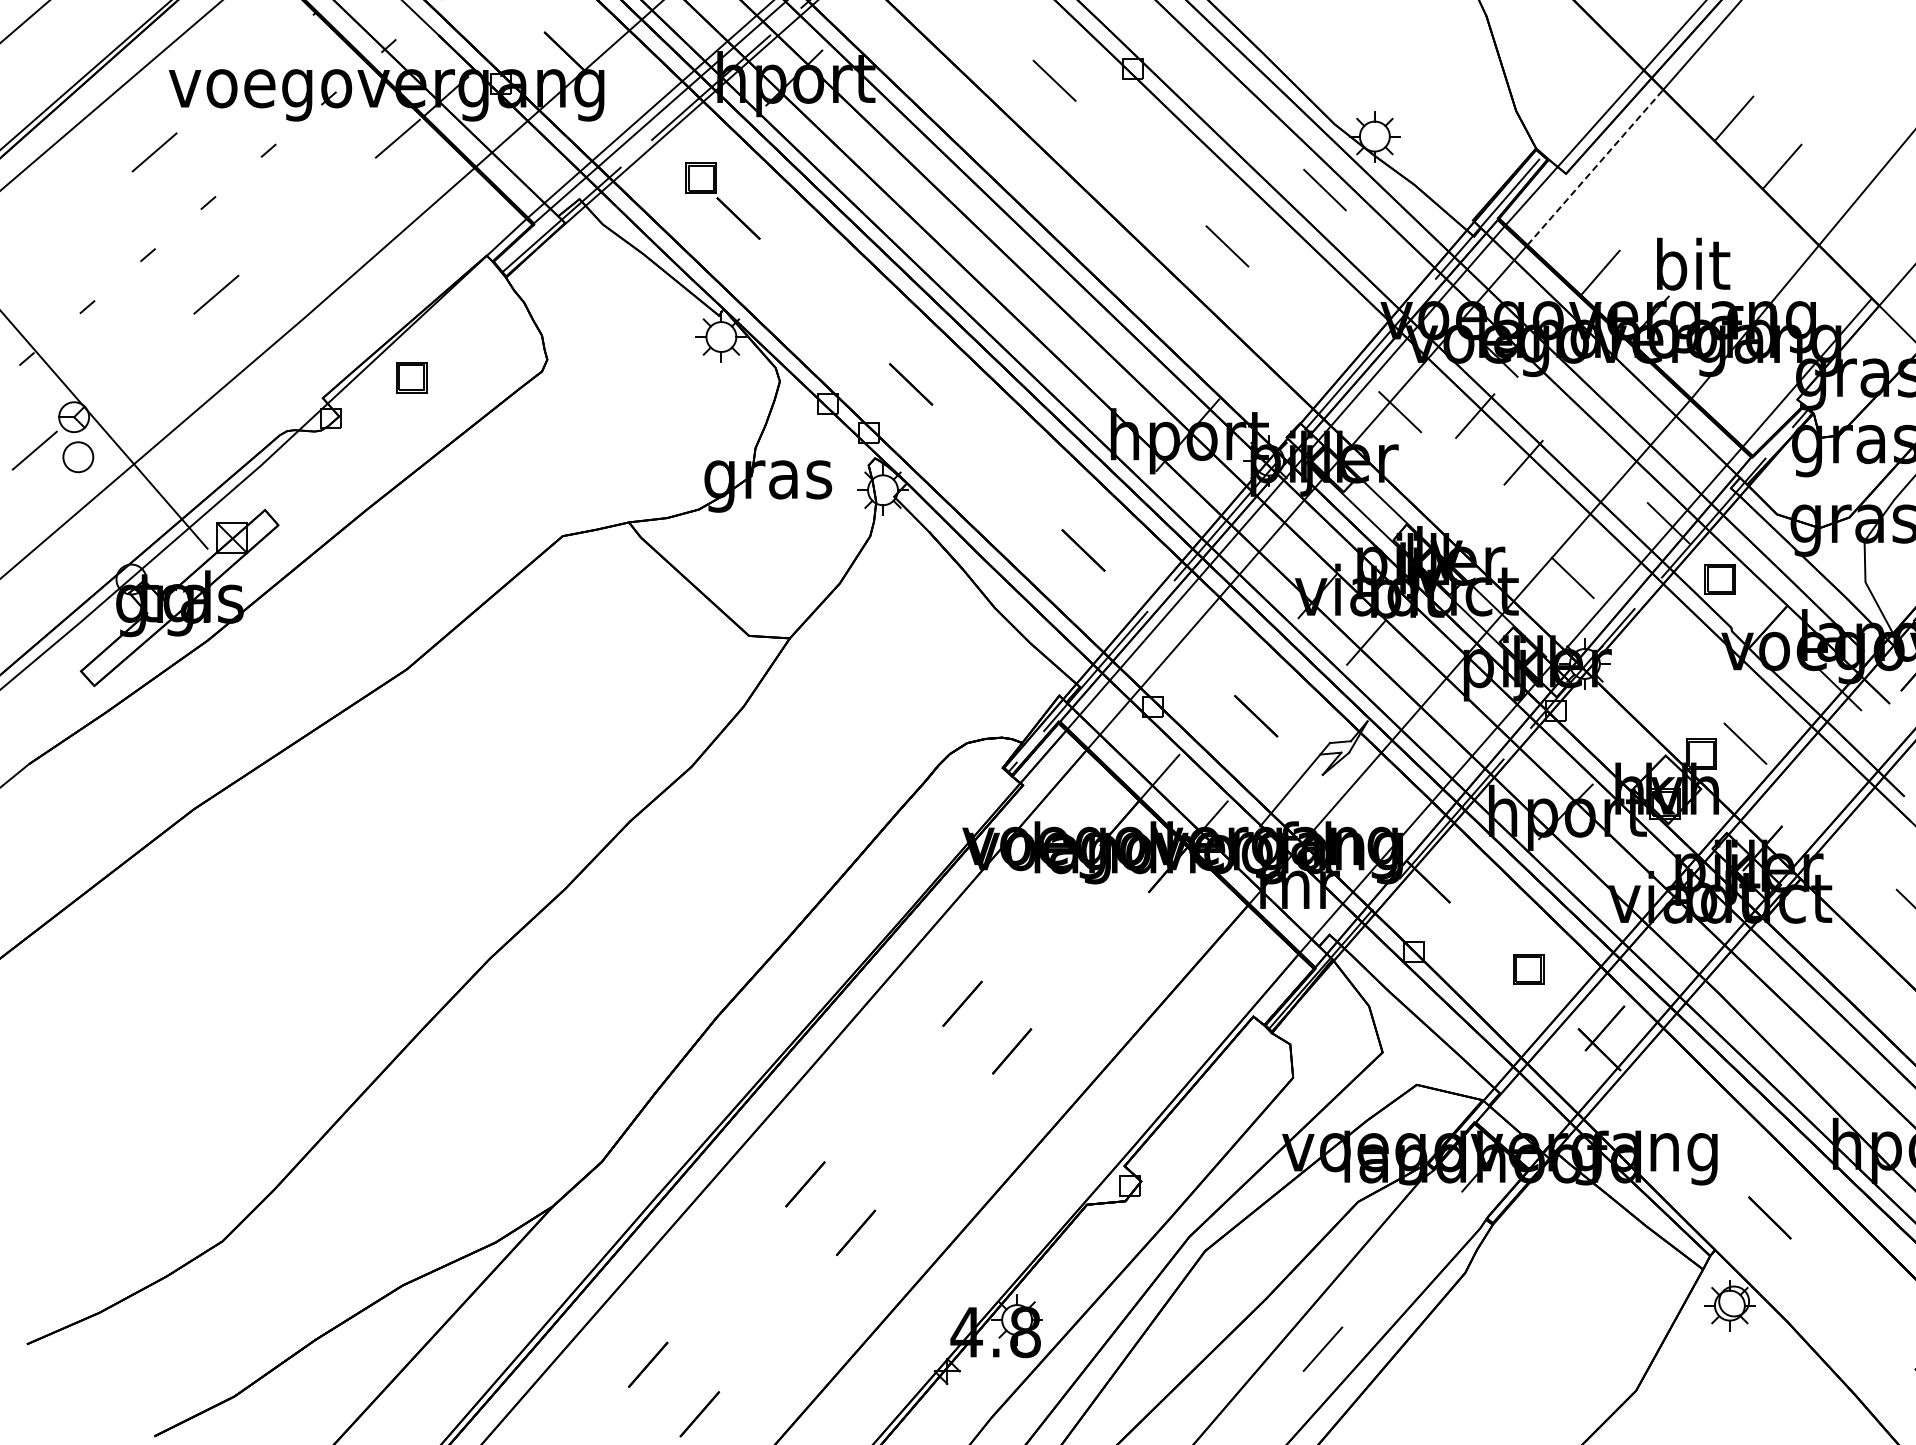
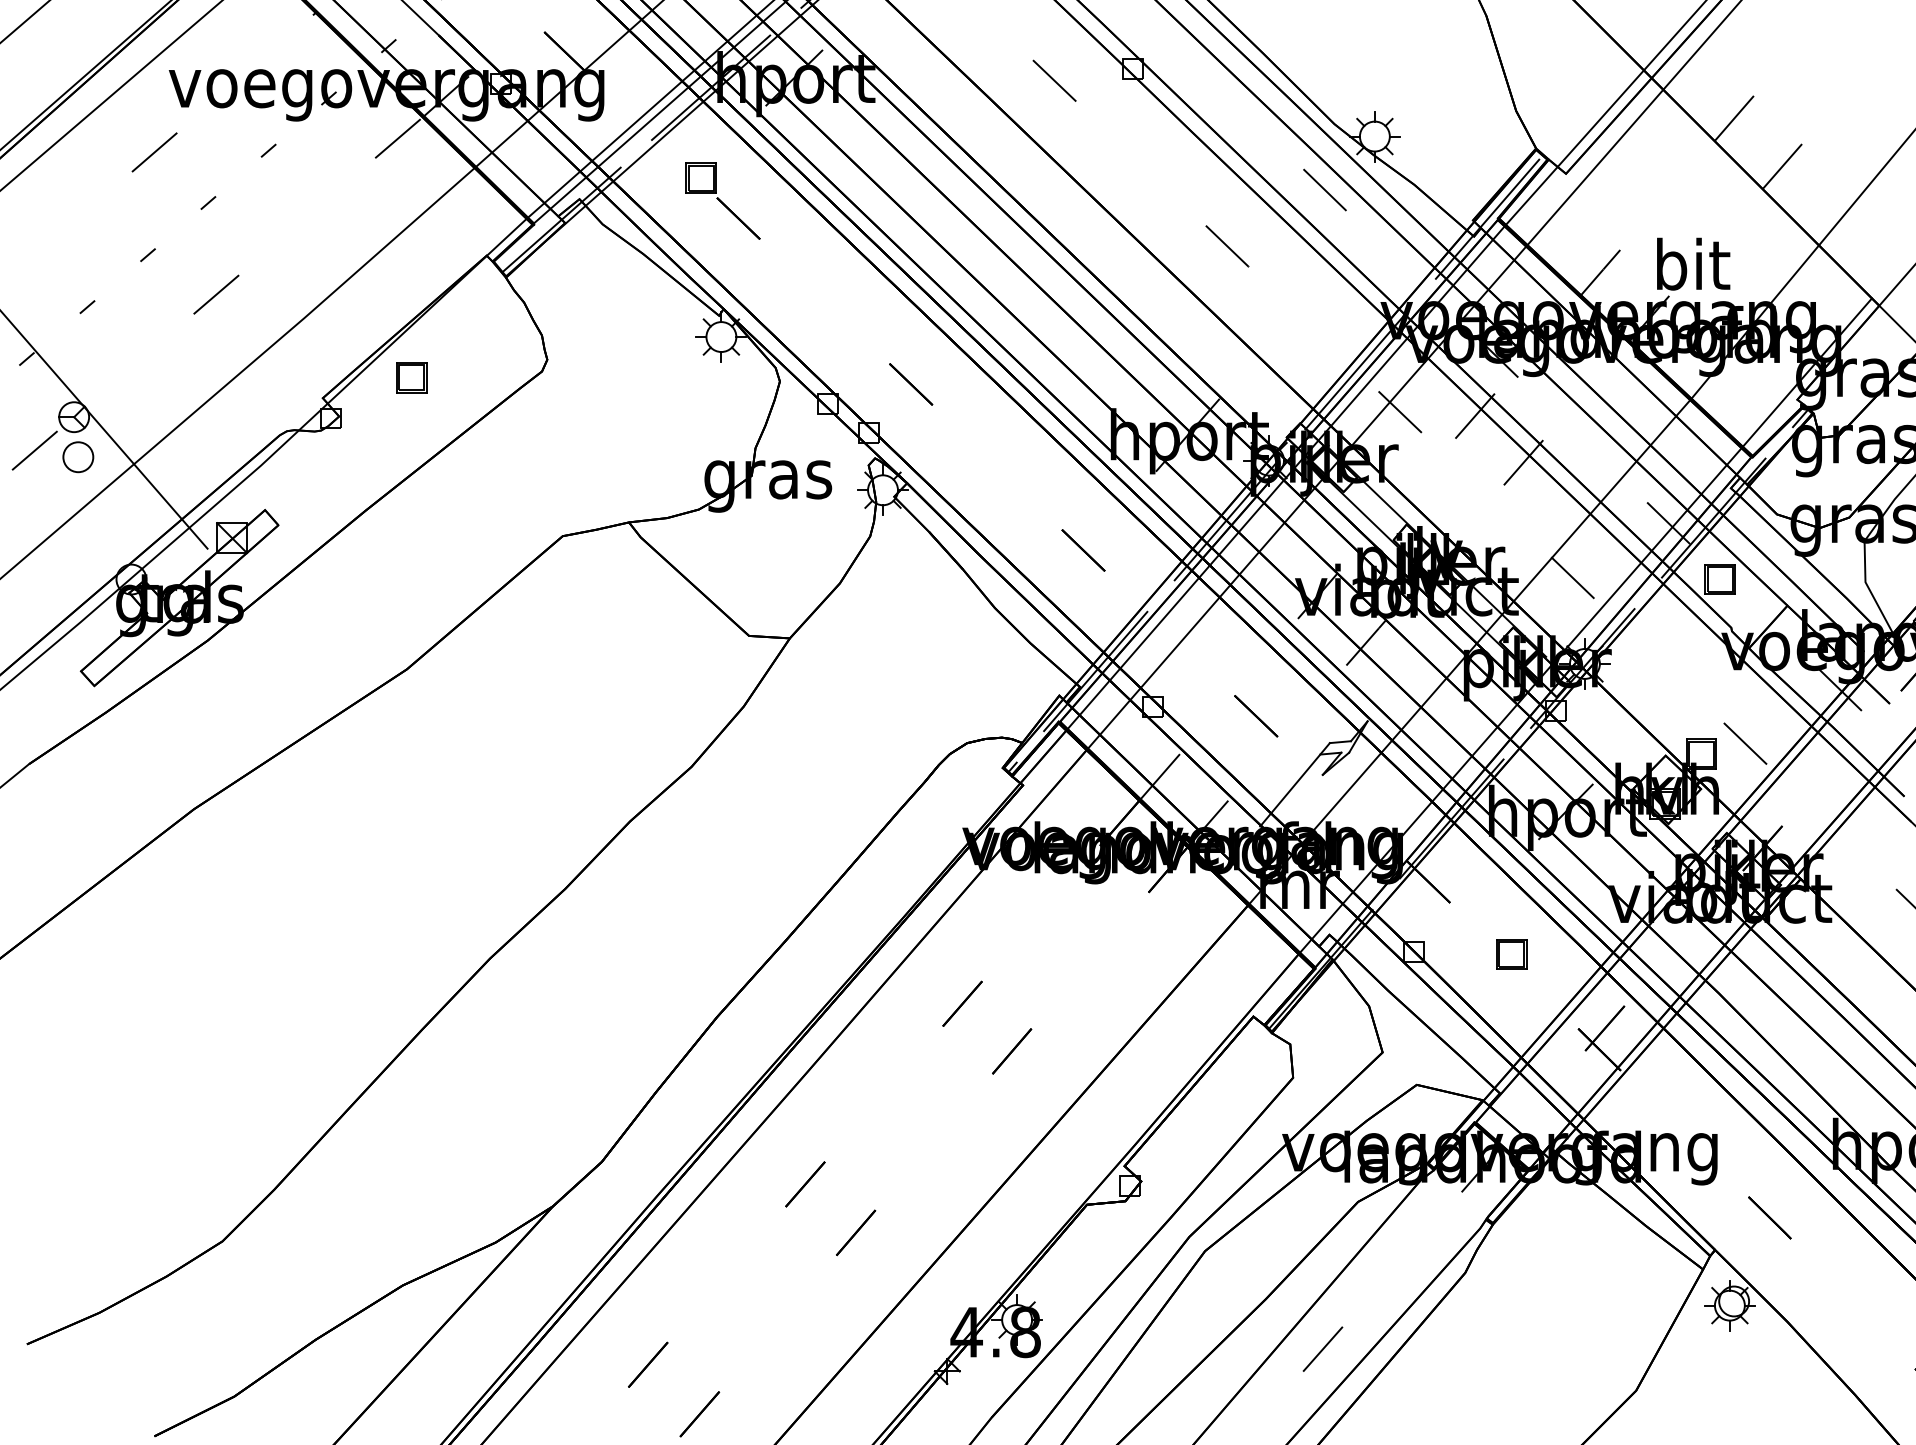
line: dashed -> solid (1595, 167)
part position: (1528, 969) -> (1511, 954) (1511, 954)
